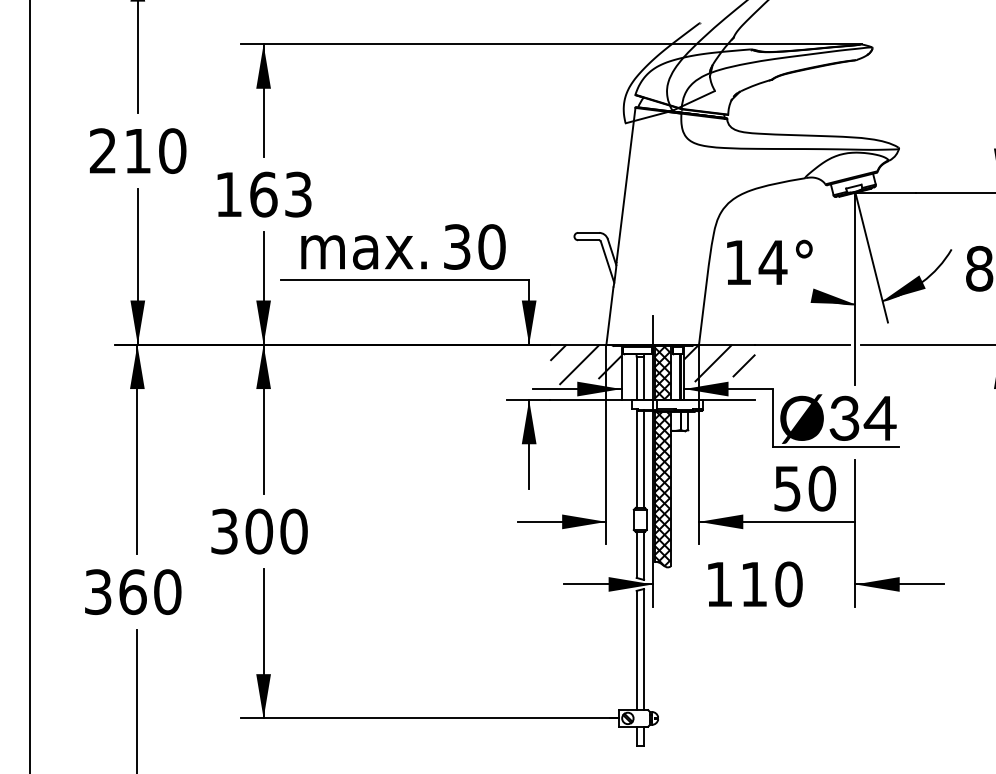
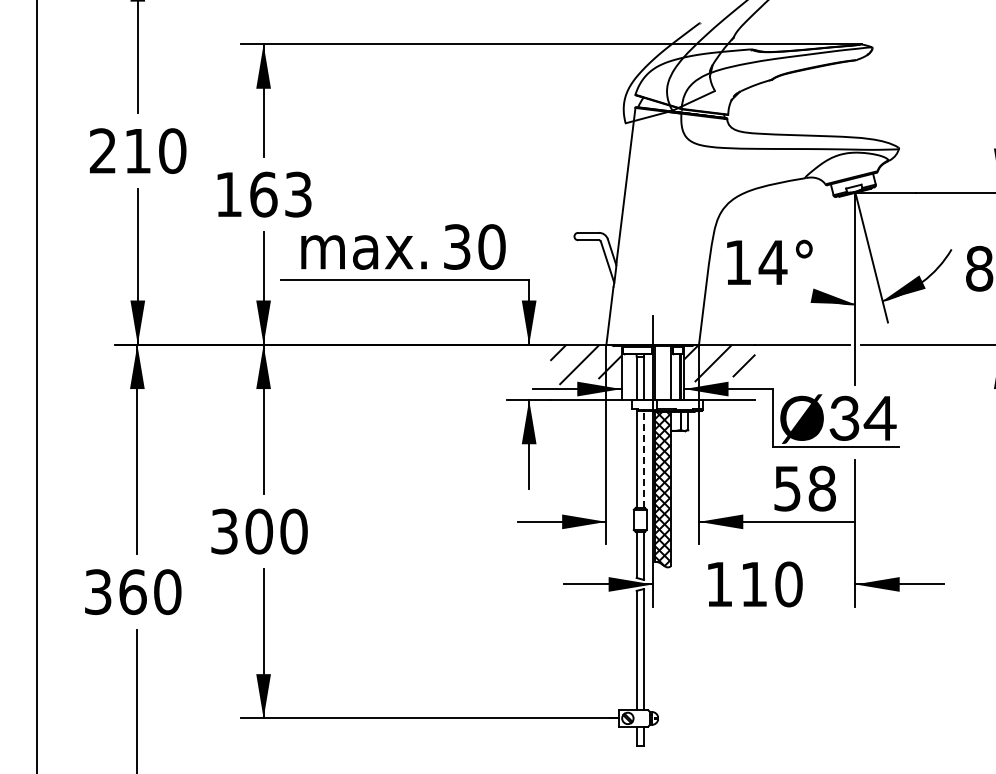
hatch: present -> none (662, 372)
line position: (29, 386) -> (36, 386) (36, 386)
line: solid -> dashed (644, 458)
text: 50 -> 58 (822, 488)
